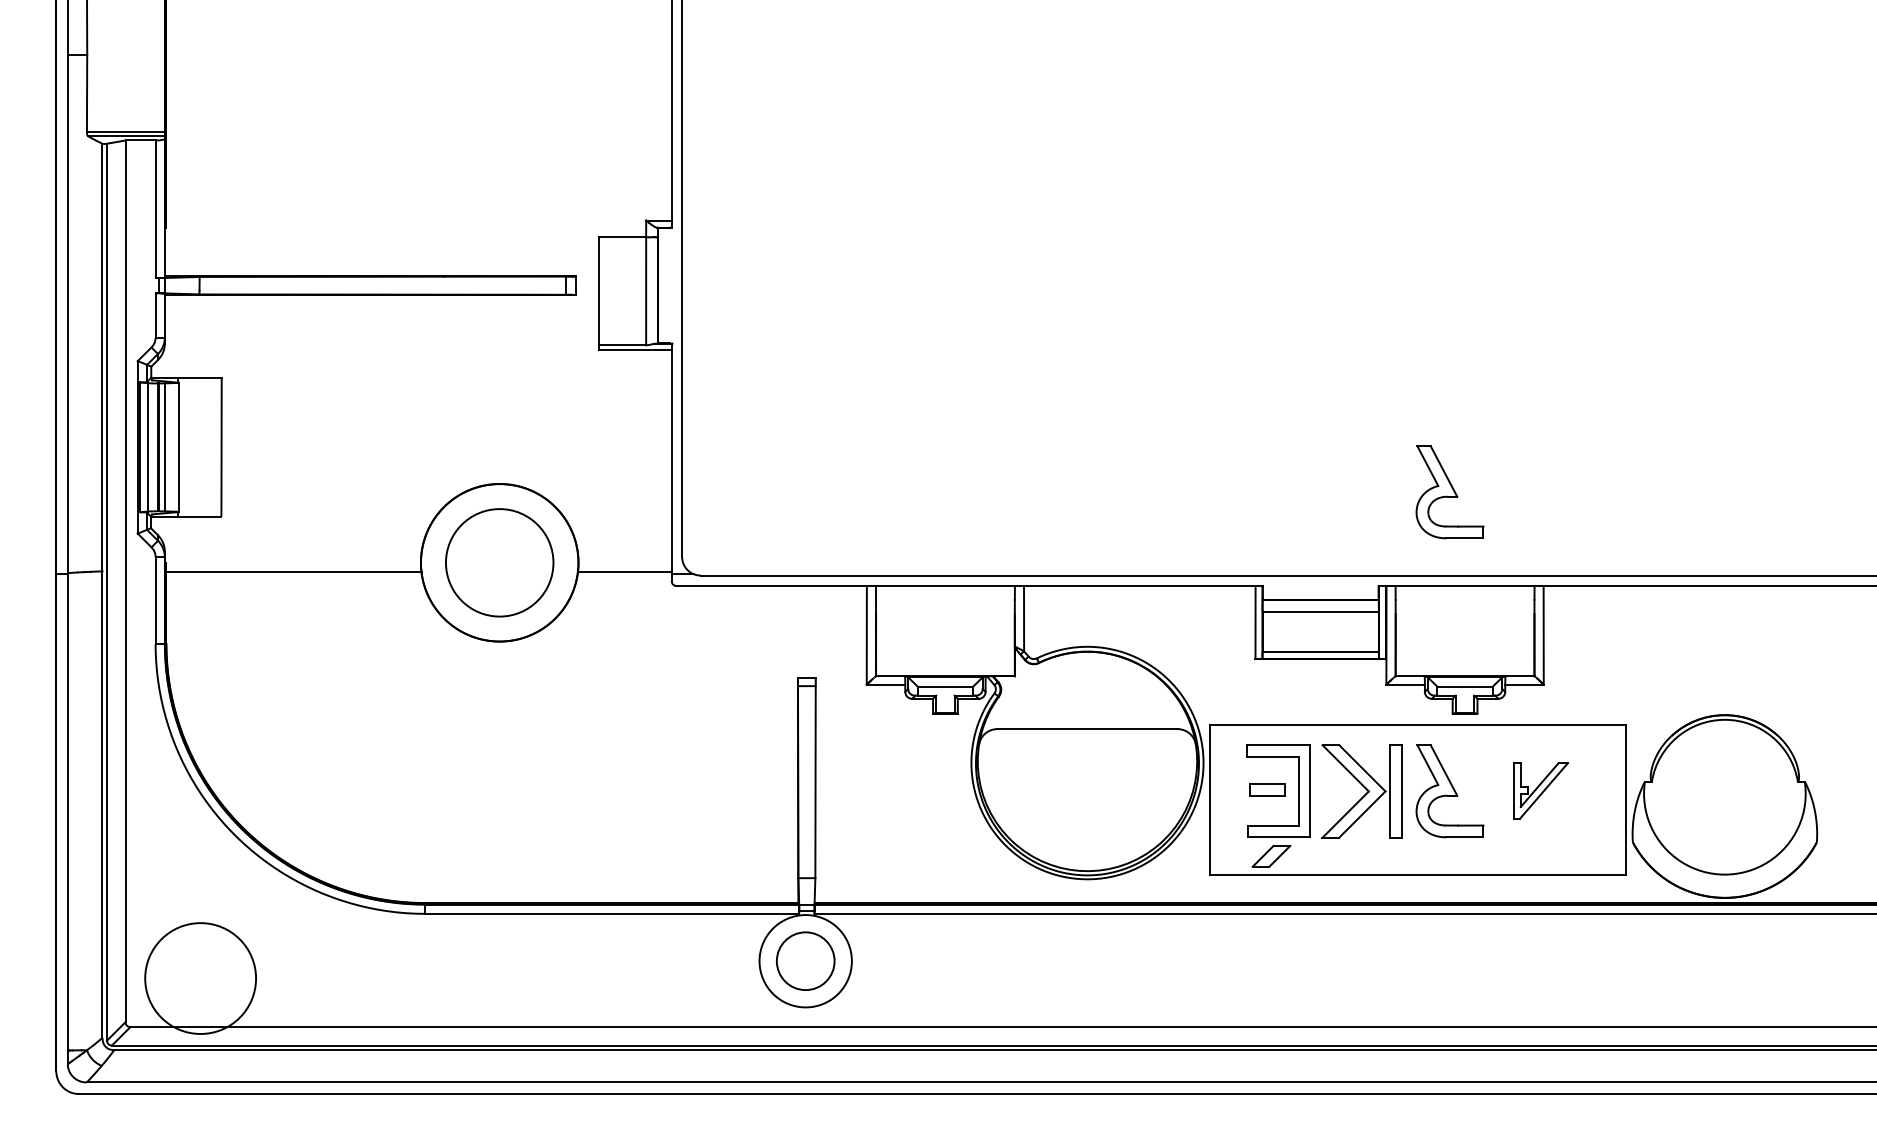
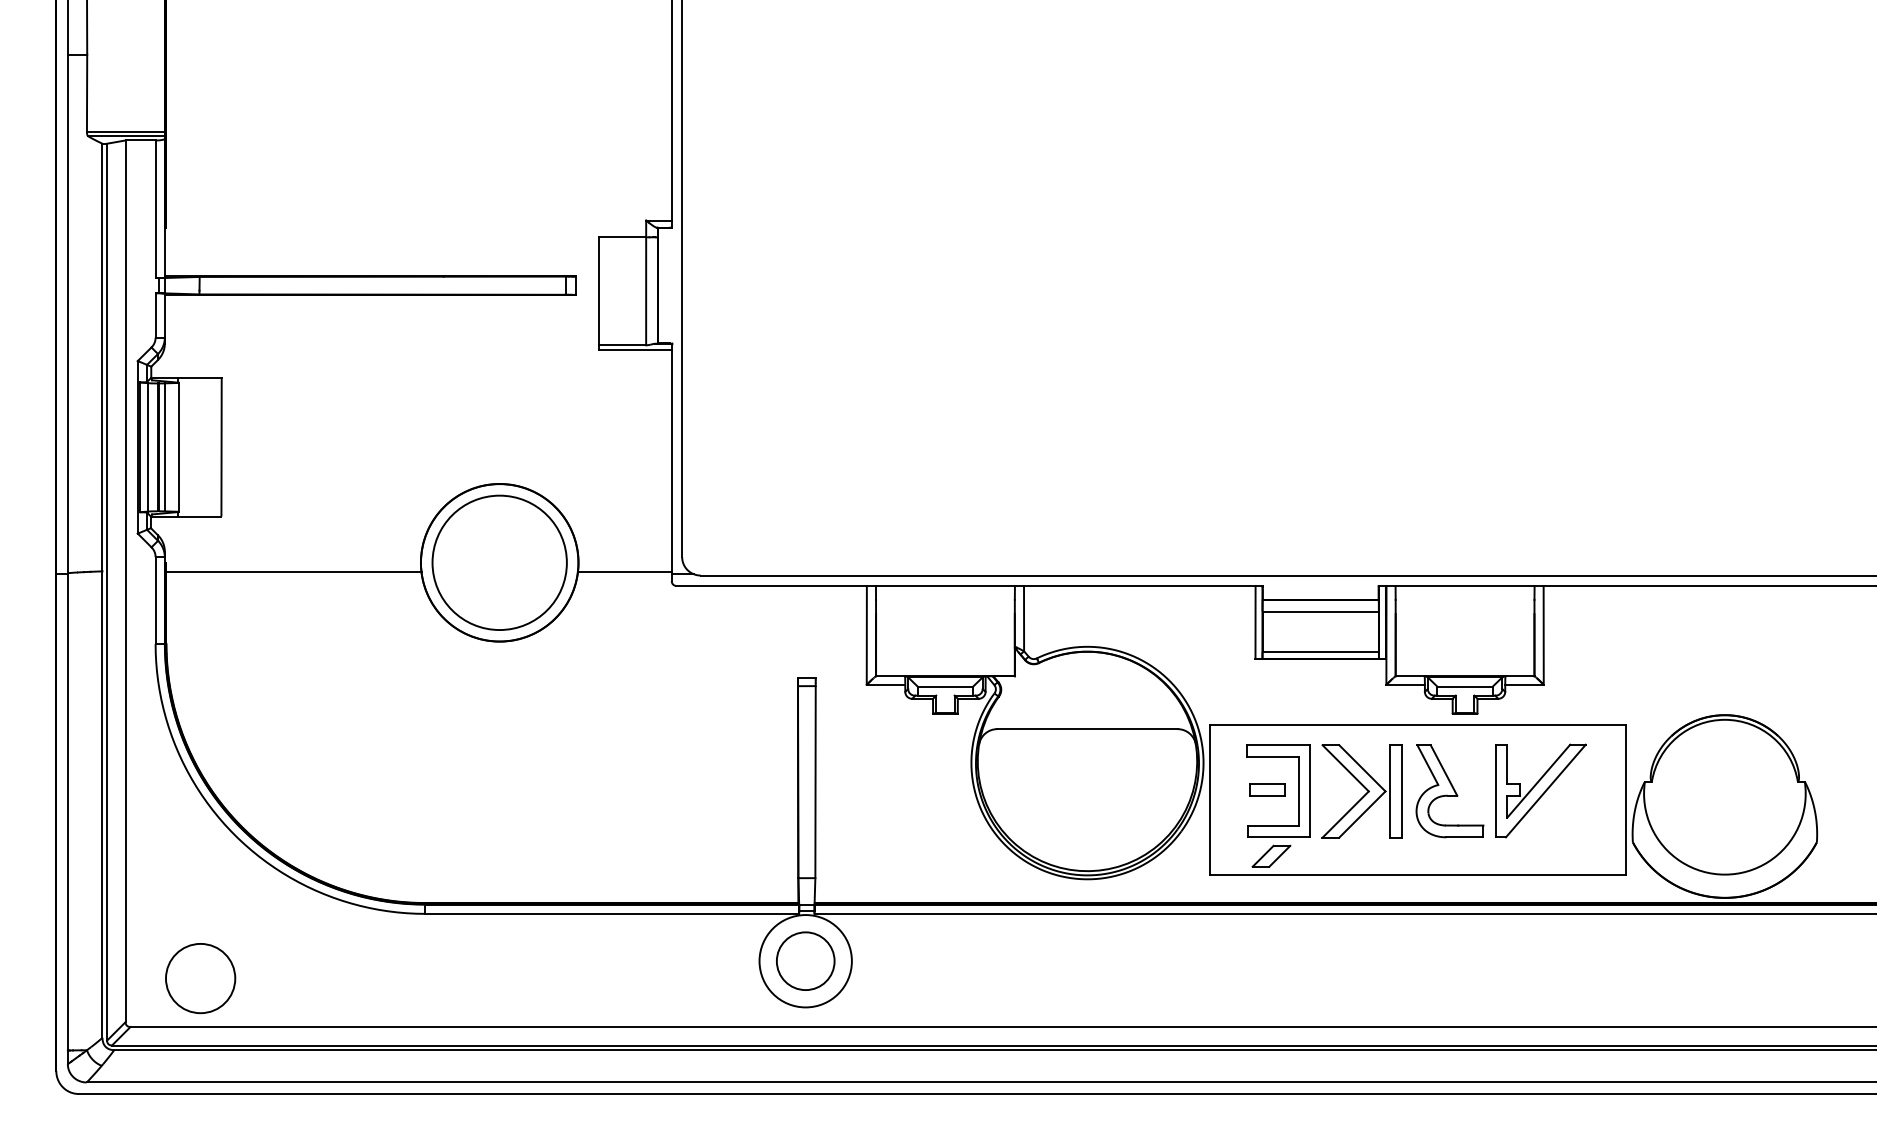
part: present -> none (1449, 492)
circle diameter: 107 px -> 134 px (499, 562)
part size: 56x58 px -> 92x96 px (1540, 790)
circle diameter: 111 px -> 69 px (200, 978)
